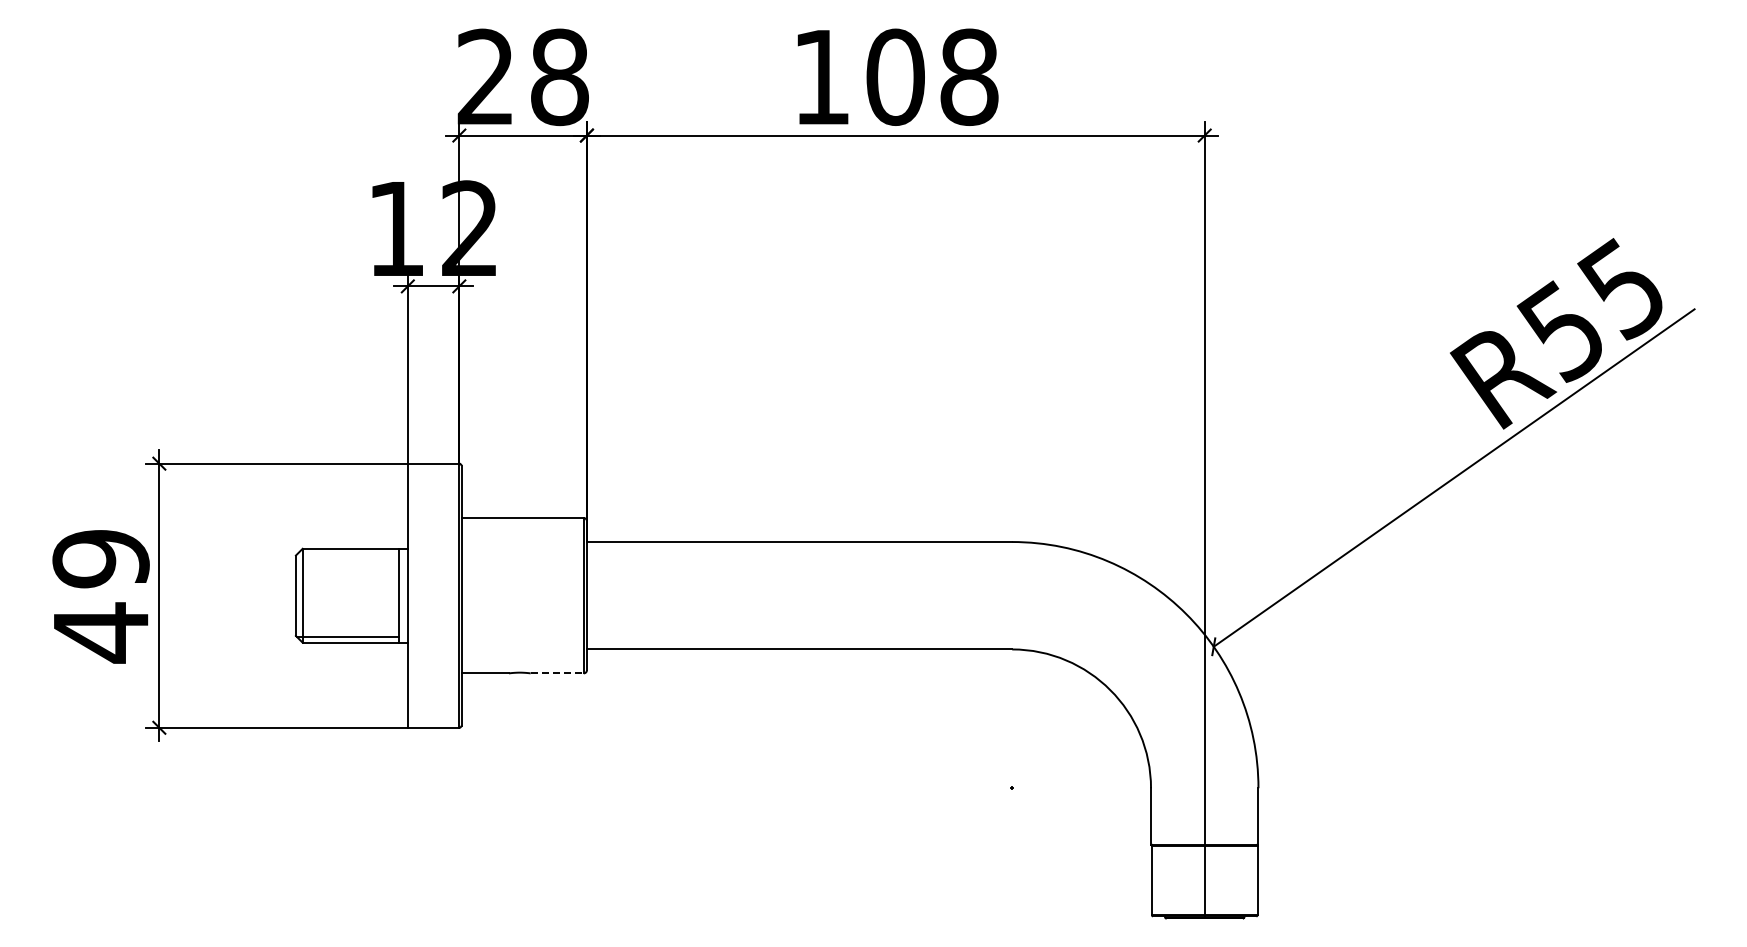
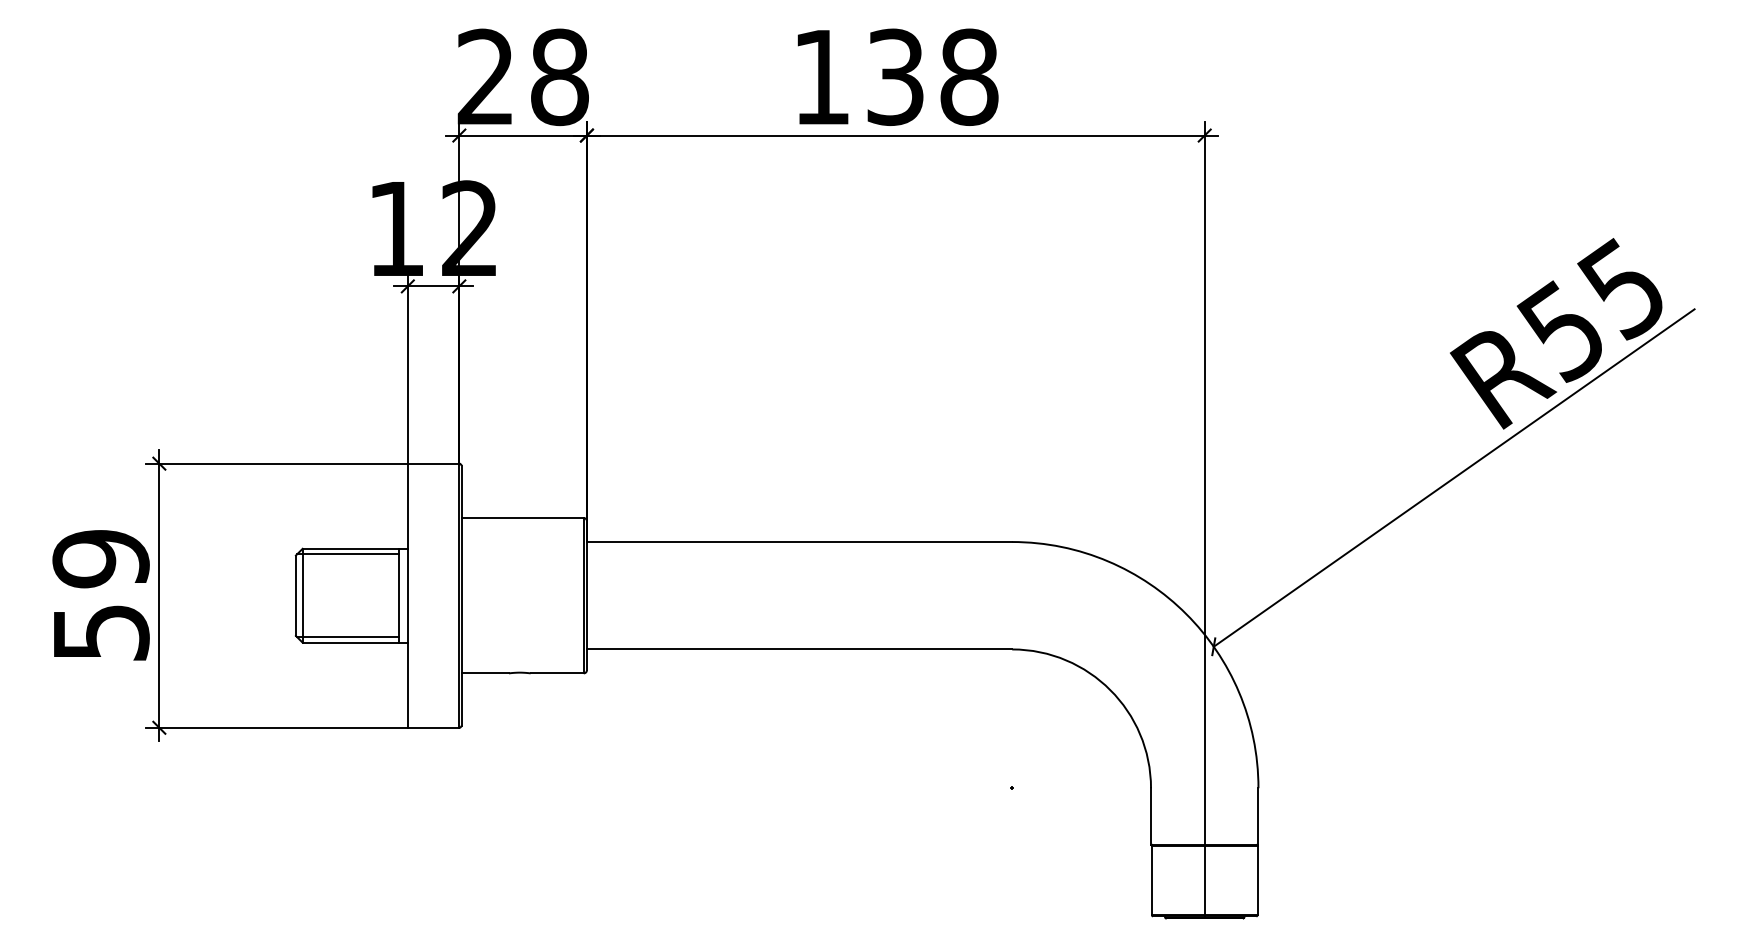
text: 108 -> 138 (895, 76)
line: none -> present (347, 554)
text: 49 -> 59 (101, 632)
line: dashed -> solid (557, 673)
